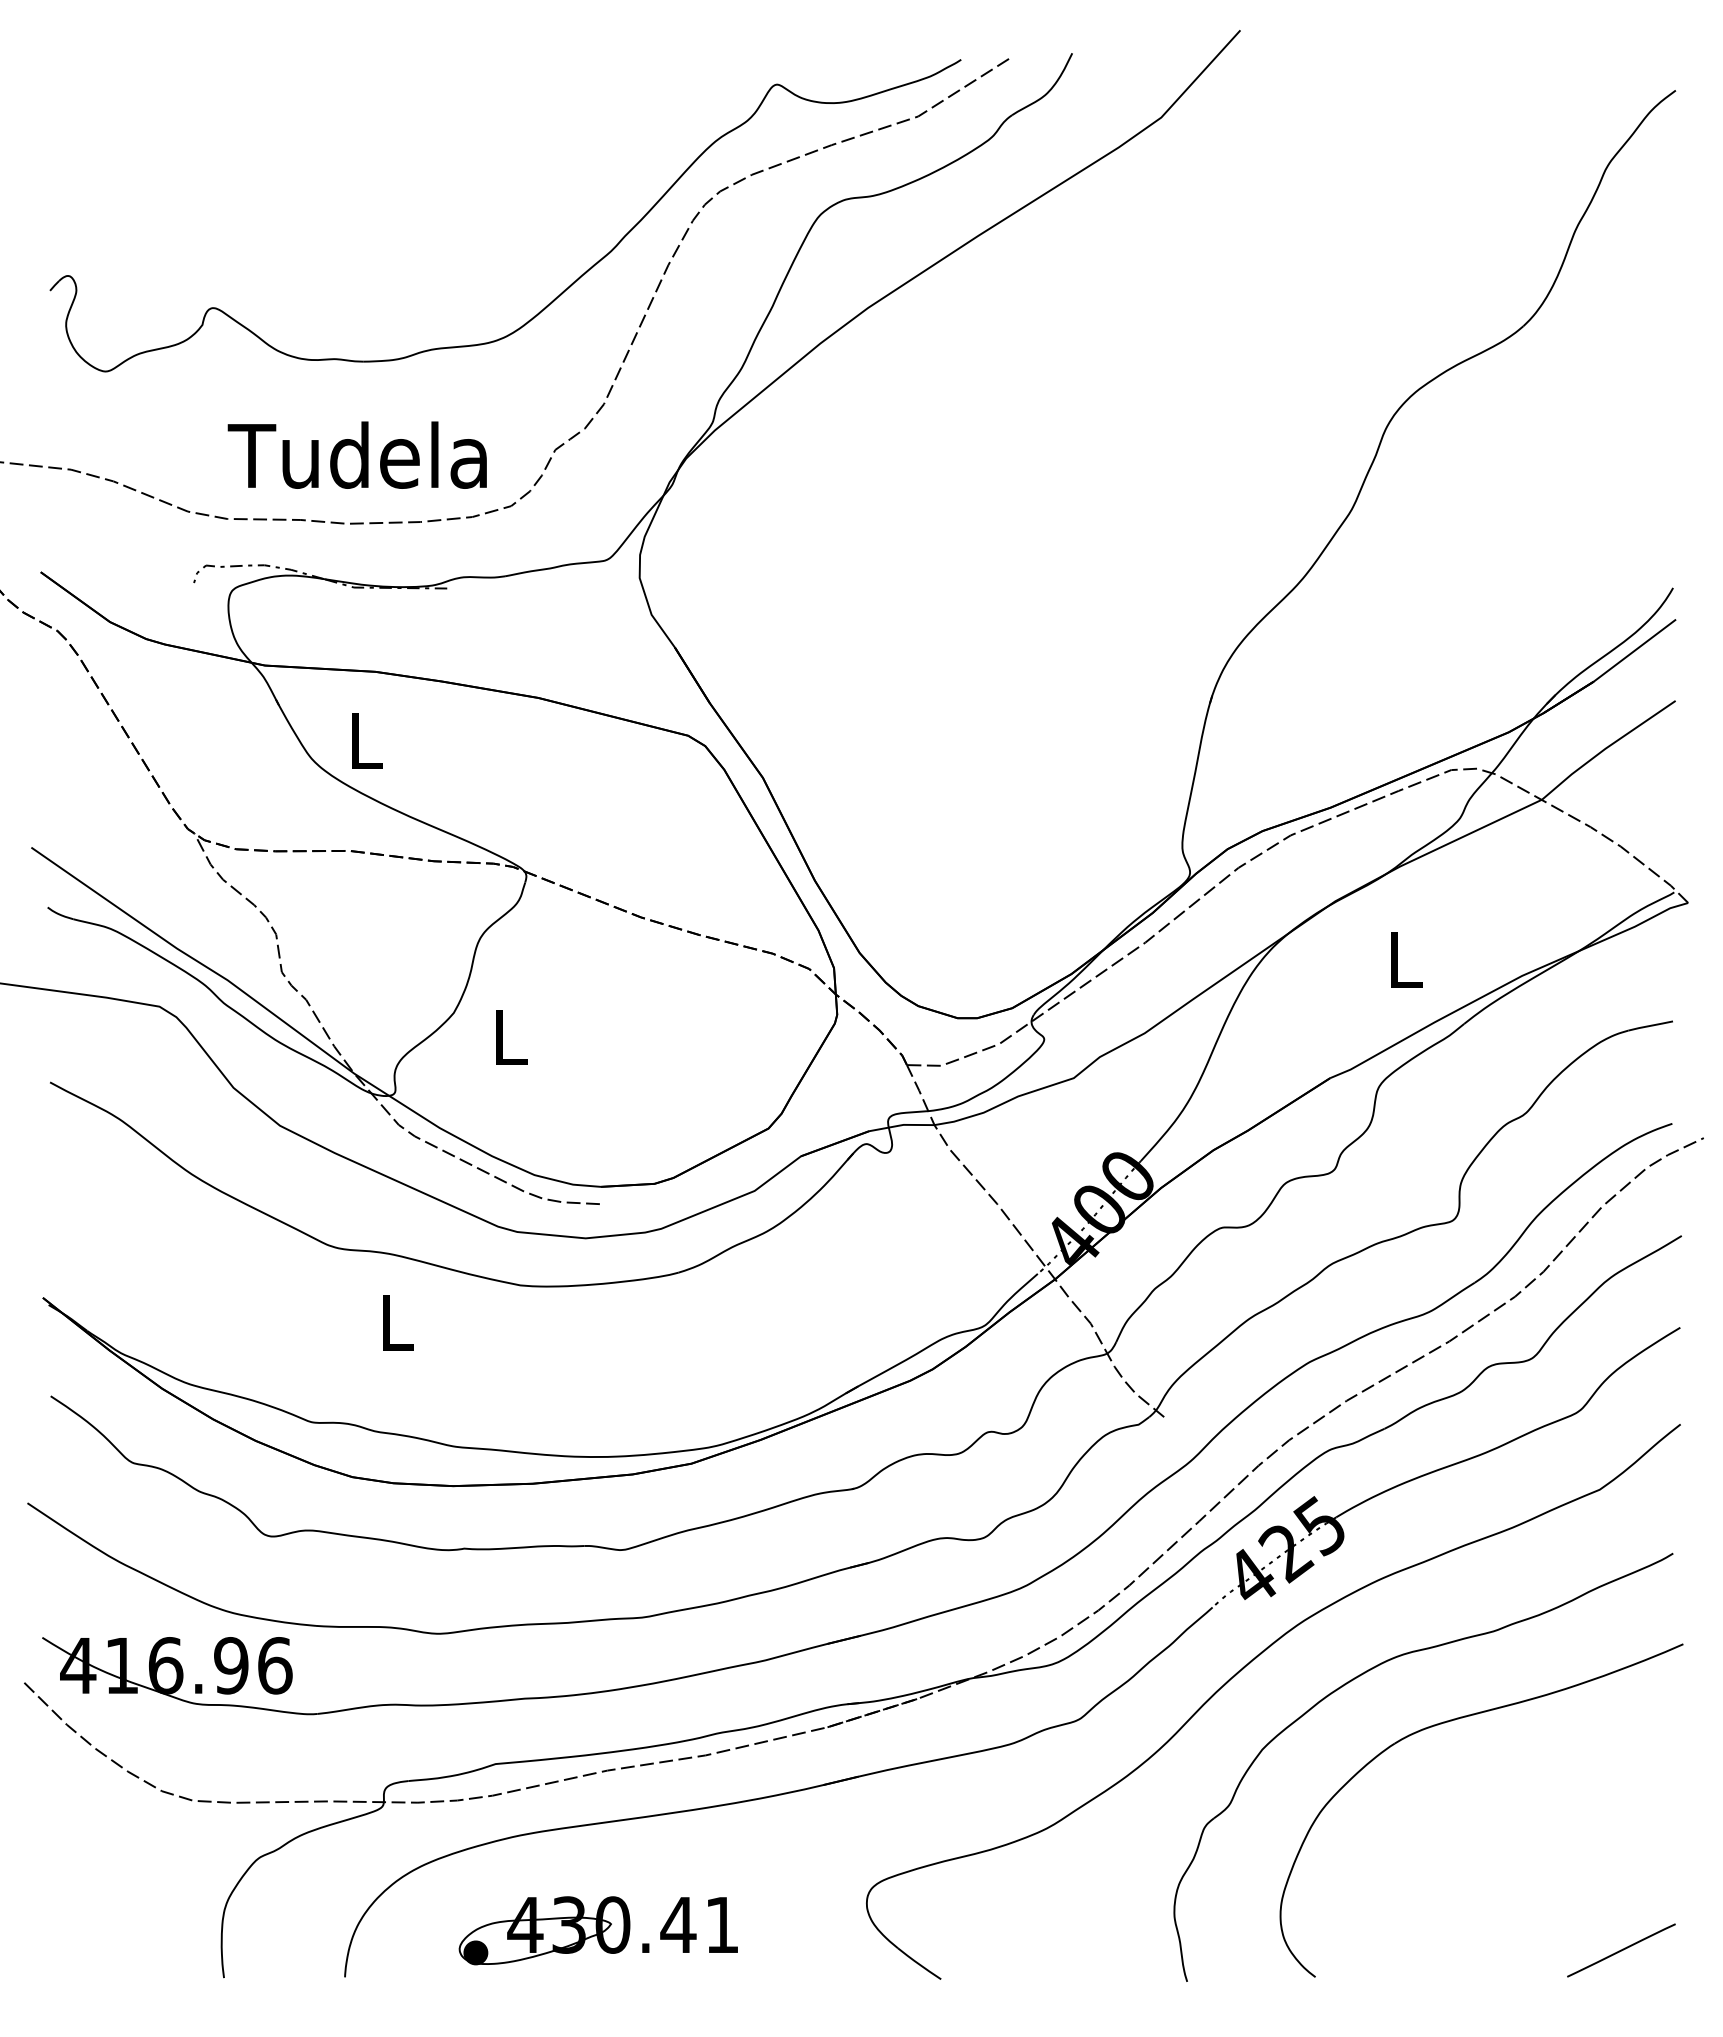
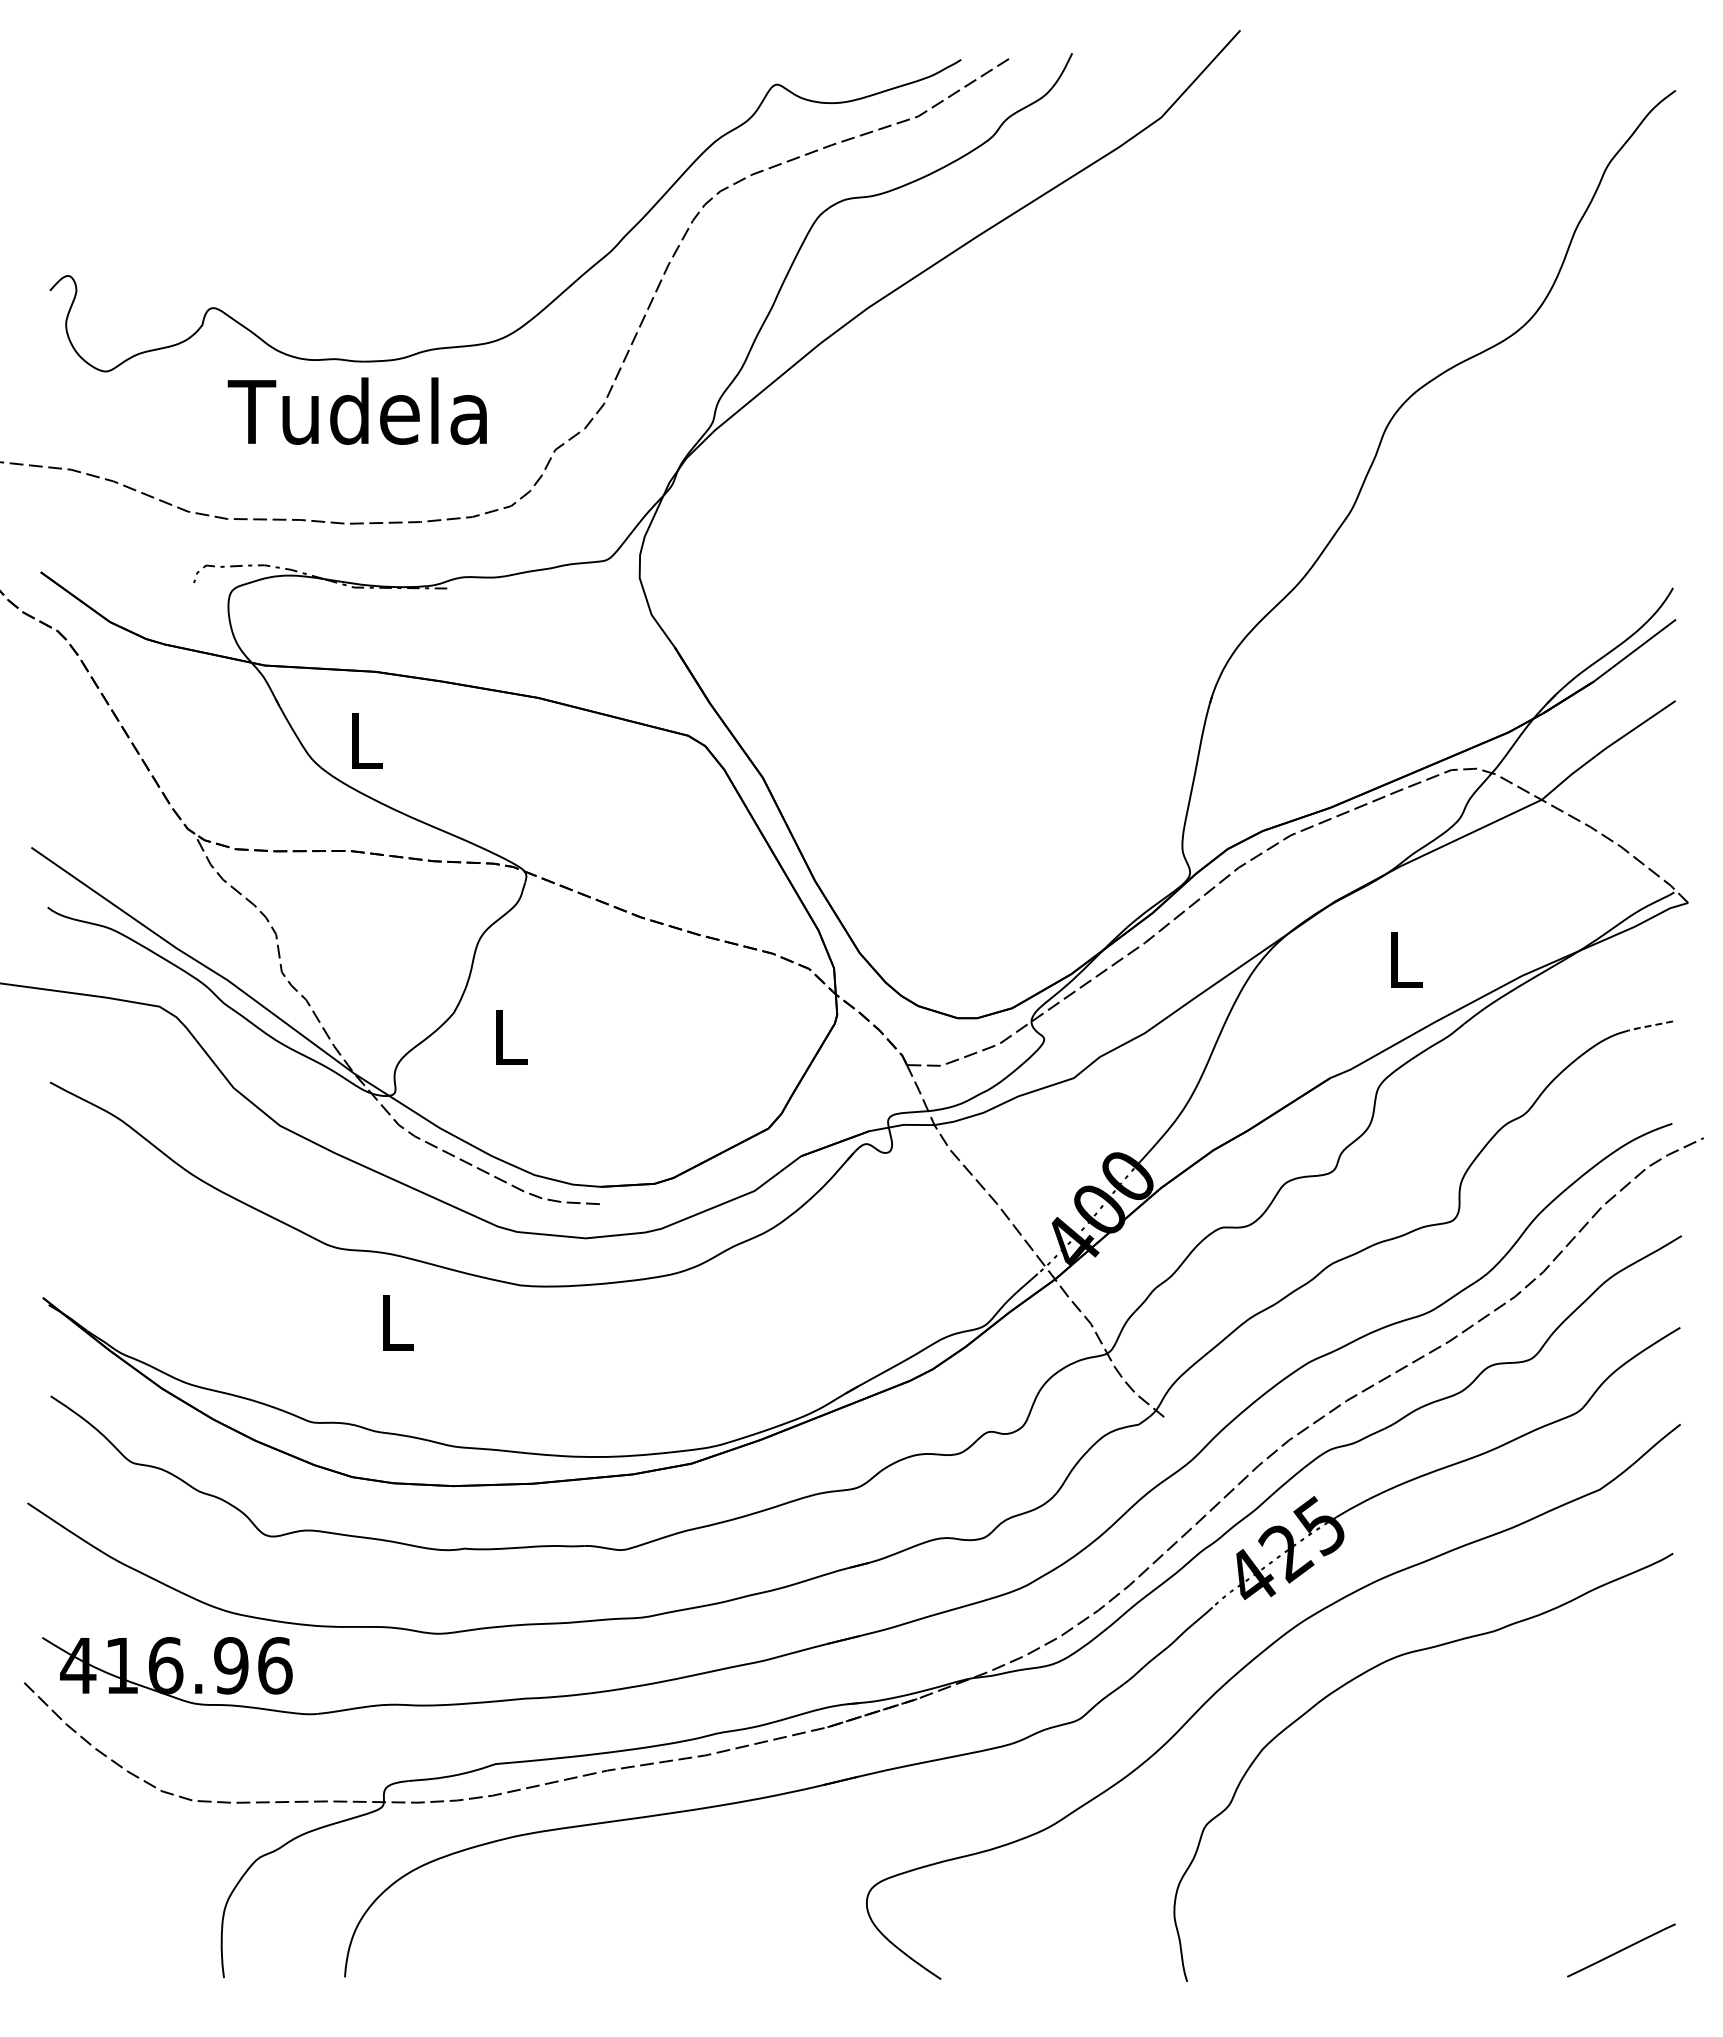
text position: (356, 454) -> (356, 410) (356, 410)
line: solid -> dashed (1650, 1025)
part: present -> none (1455, 1720)
part: present -> none (597, 1930)
